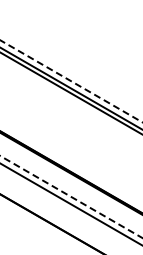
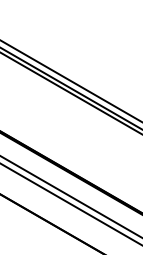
line: dashed -> solid (71, 81)
line: dashed -> solid (72, 197)
